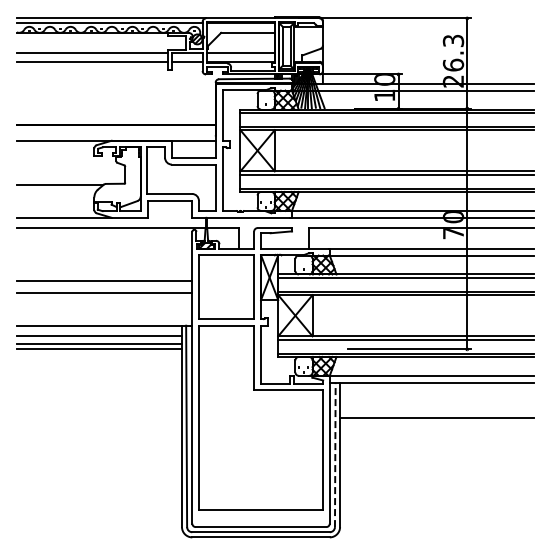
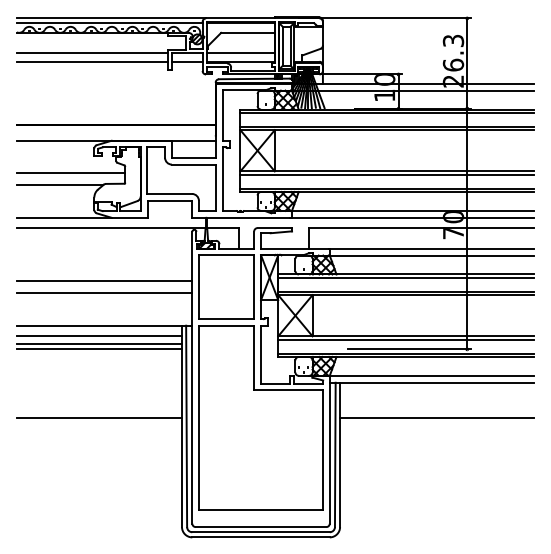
line: none -> present (71, 173)
line: none -> present (99, 418)
line: dashed -> solid (335, 454)
